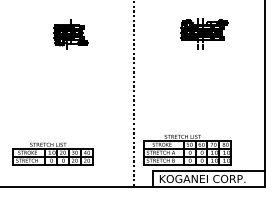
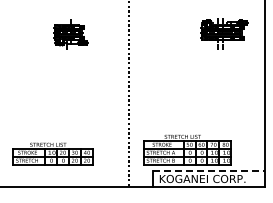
part position: (204, 33) -> (224, 33) (224, 33)
line position: (134, 94) -> (129, 94) (129, 94)
line: solid -> dashed (208, 171)
